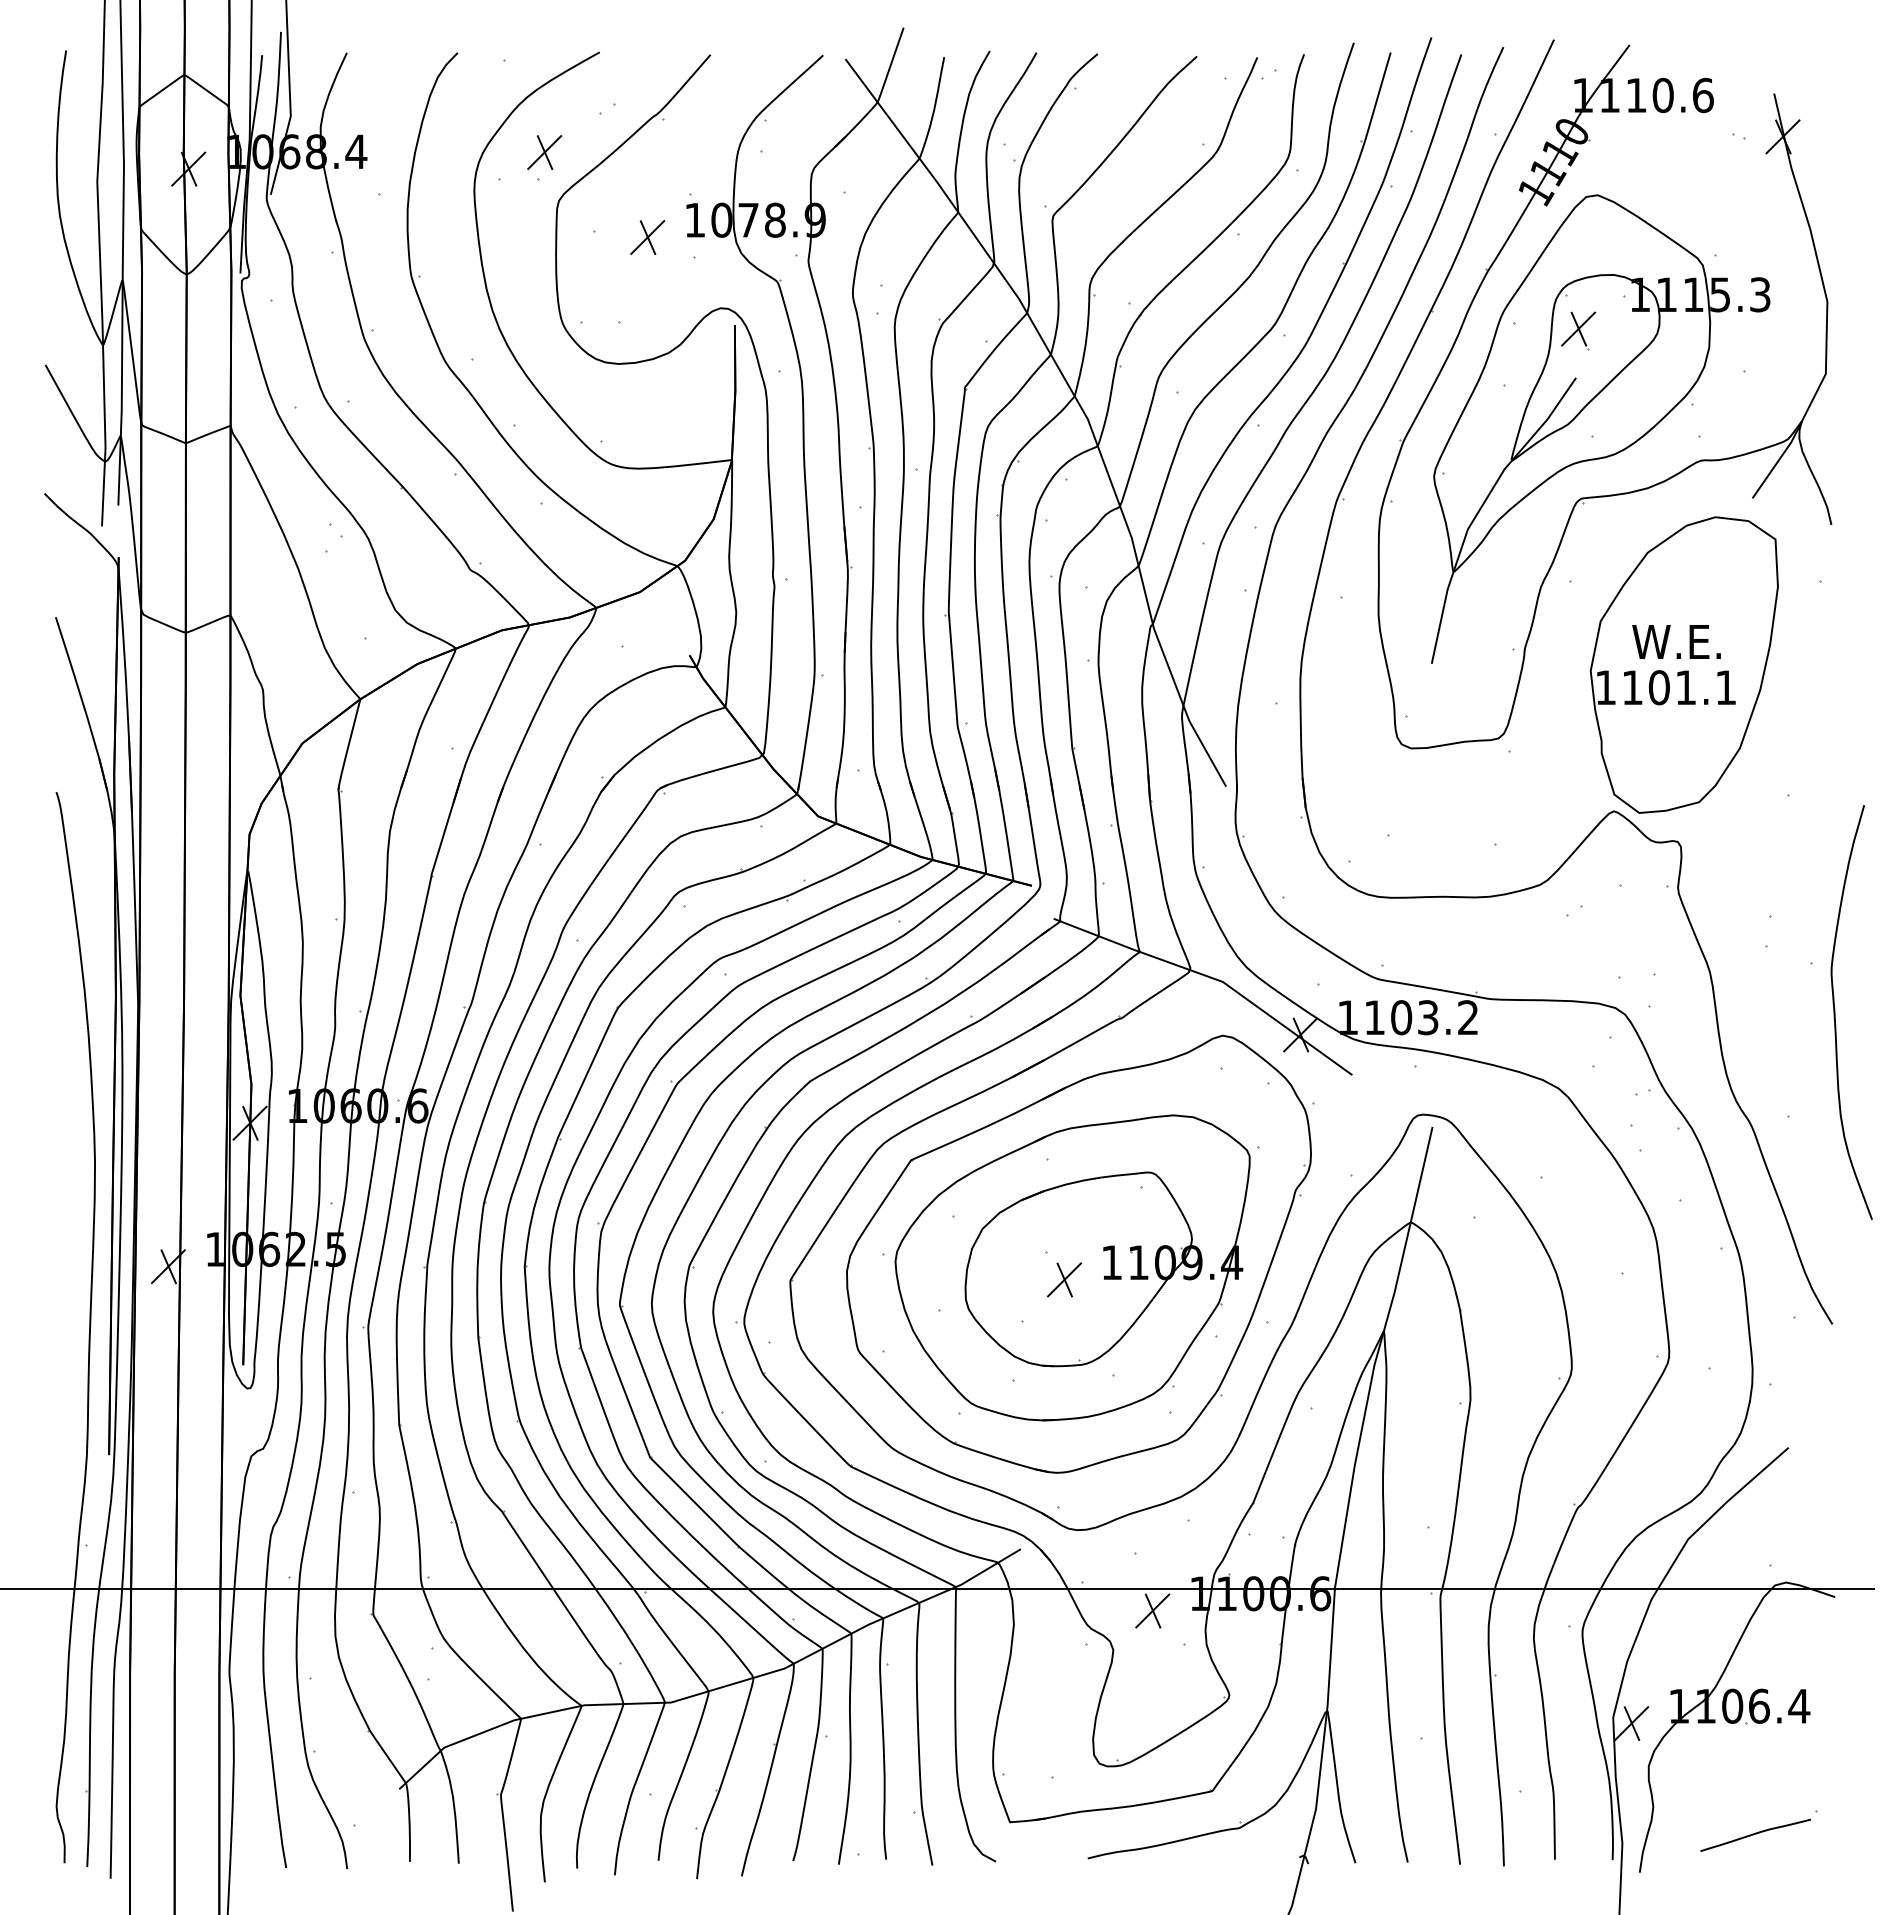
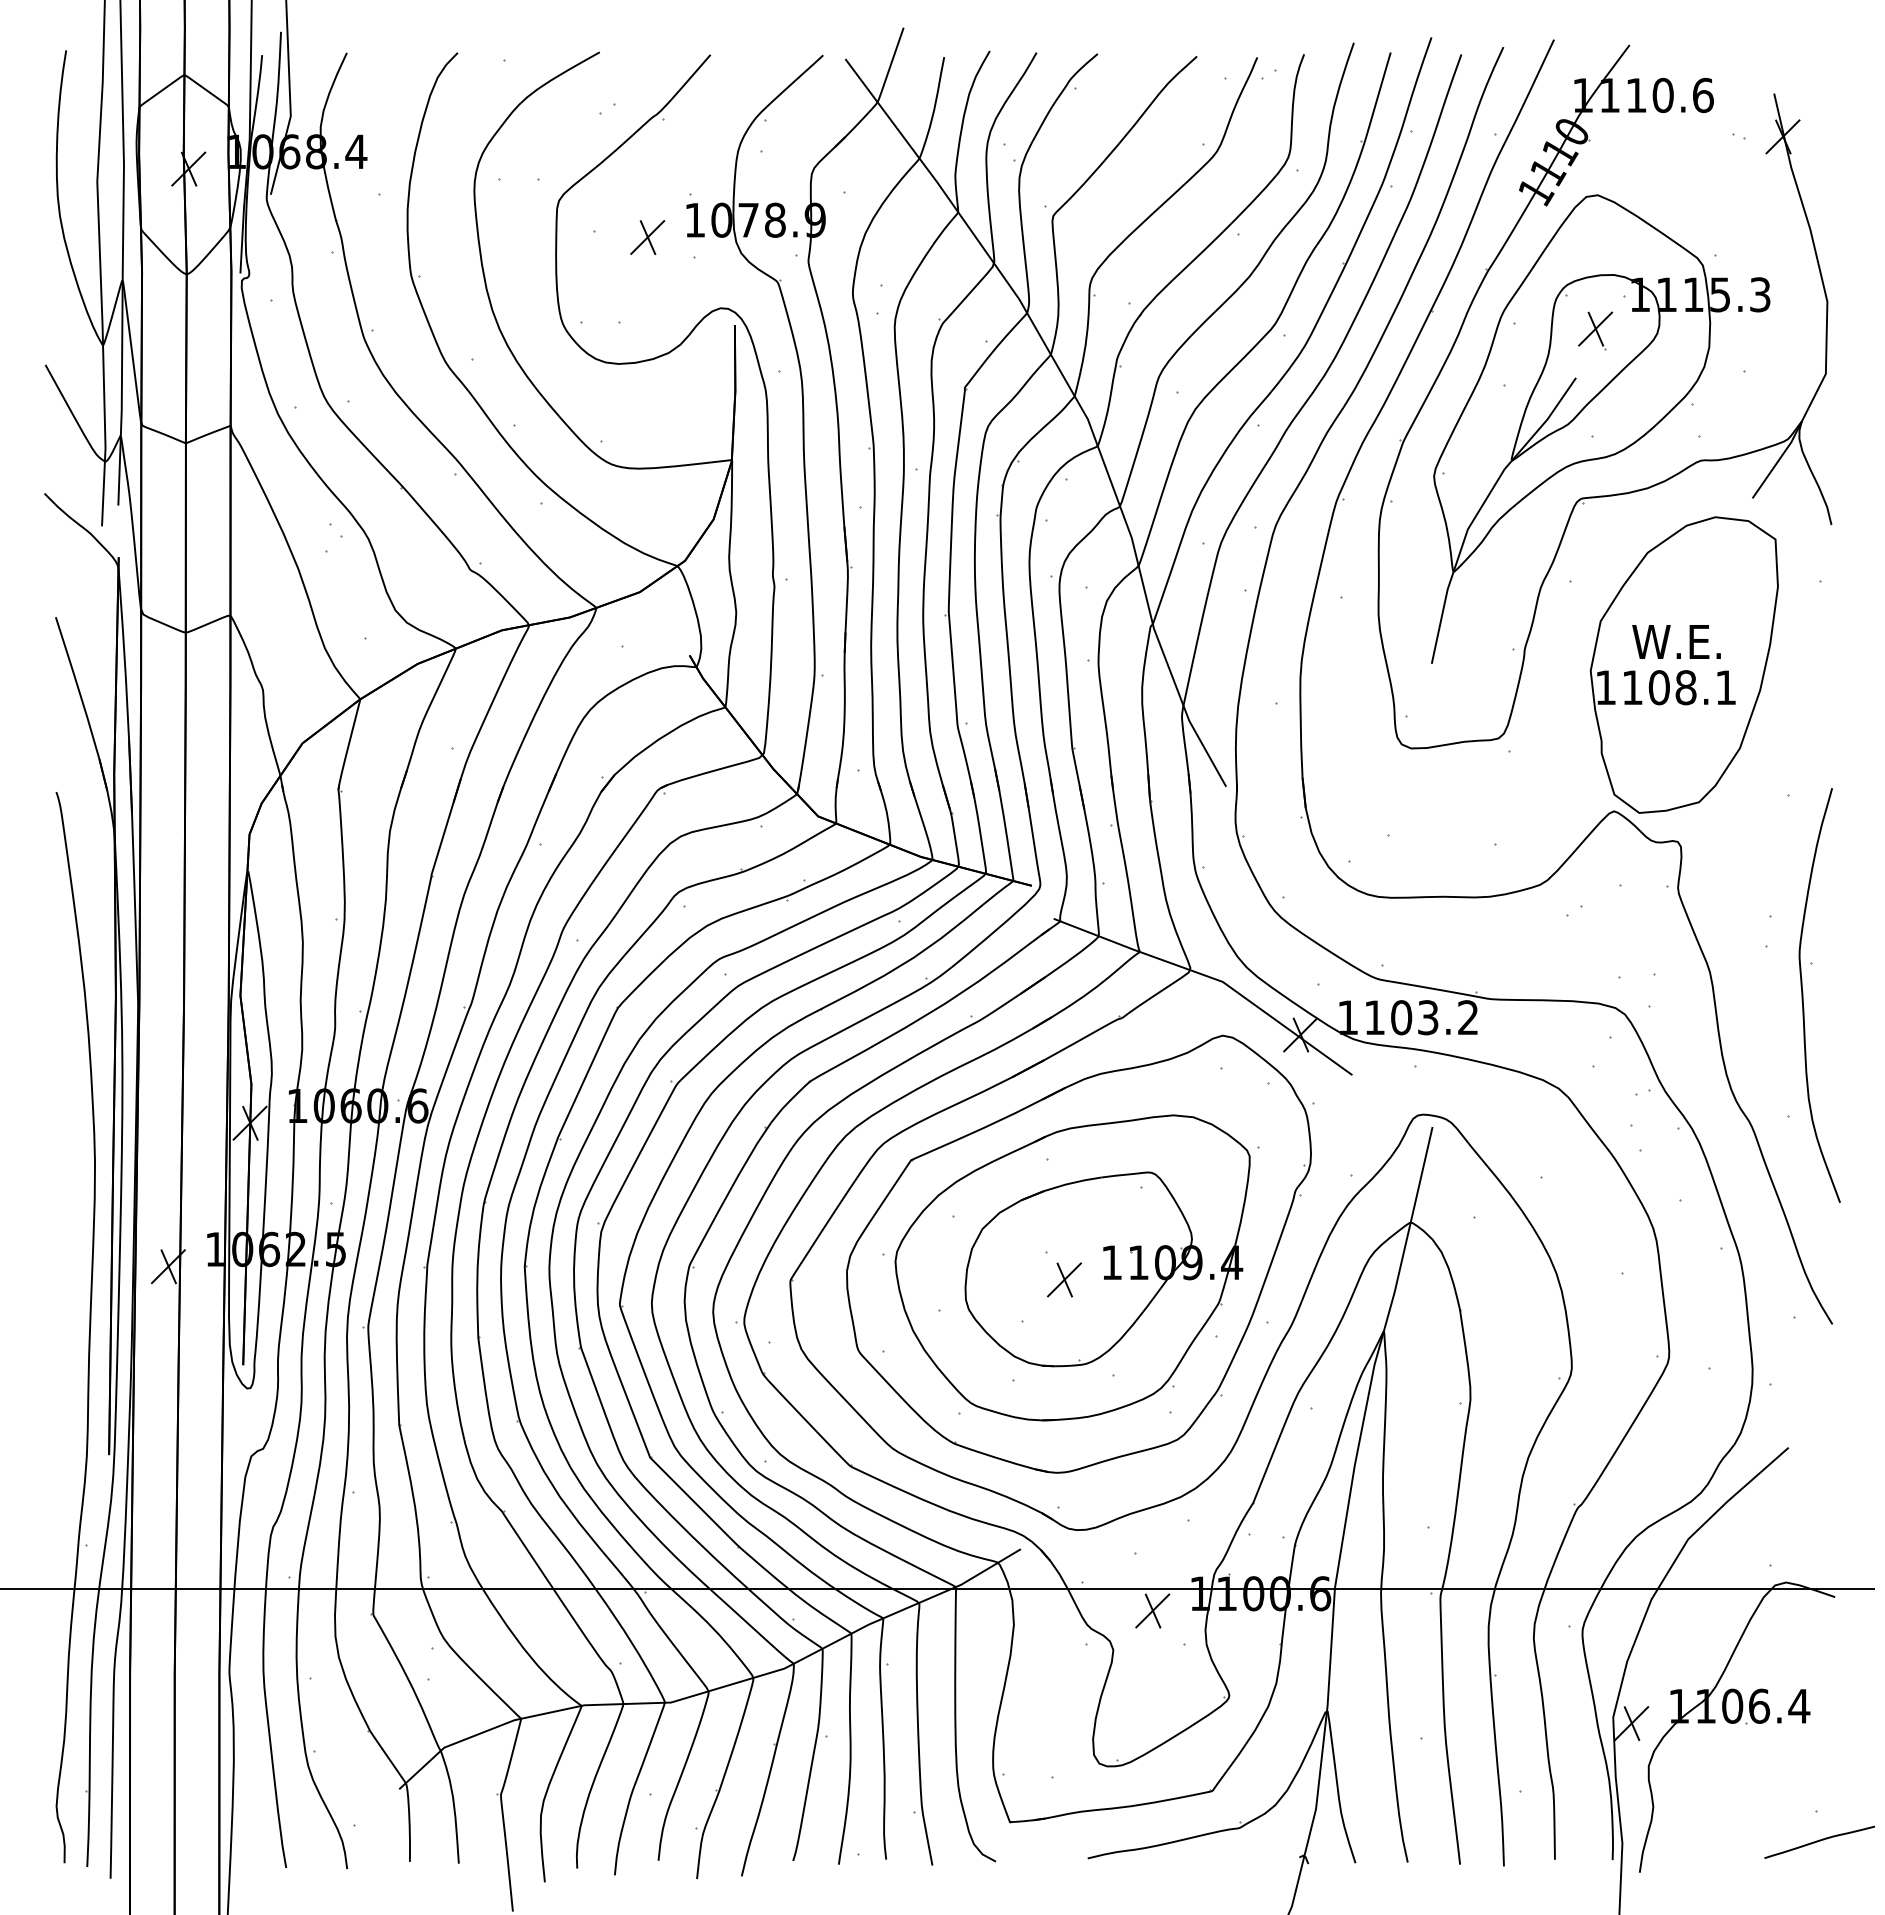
part: present -> none (544, 152)
part position: (1578, 330) -> (1595, 330) (1595, 330)
text: 1101.1 -> 1108.1 (1685, 687)
curve position: (1835, 1012) -> (1803, 995) (1803, 995)
curve position: (1755, 1834) -> (1819, 1841) (1819, 1841)
